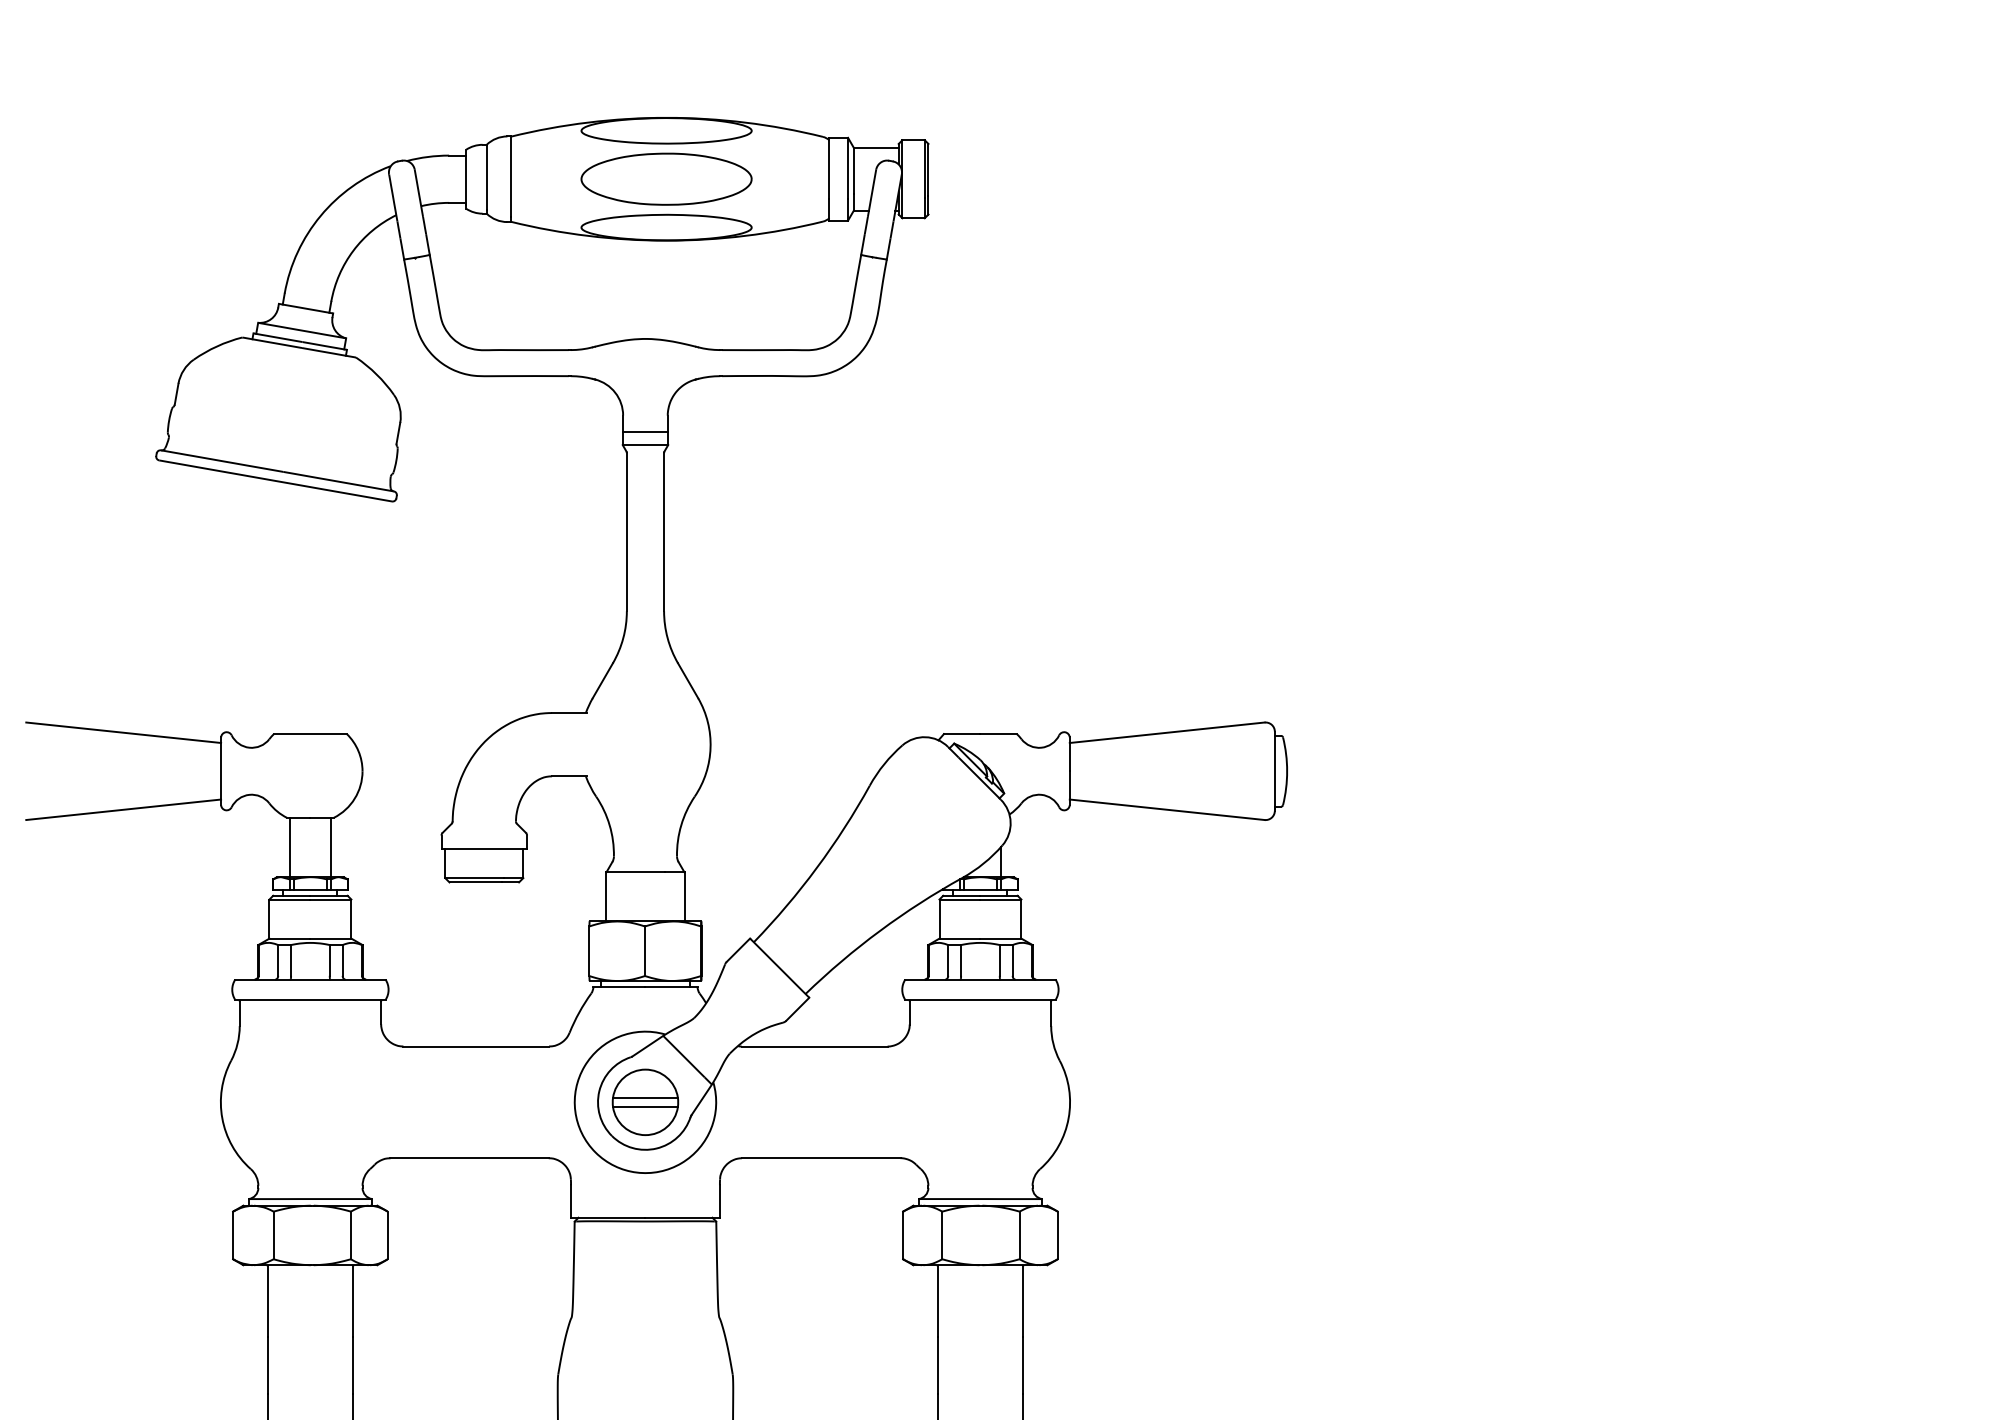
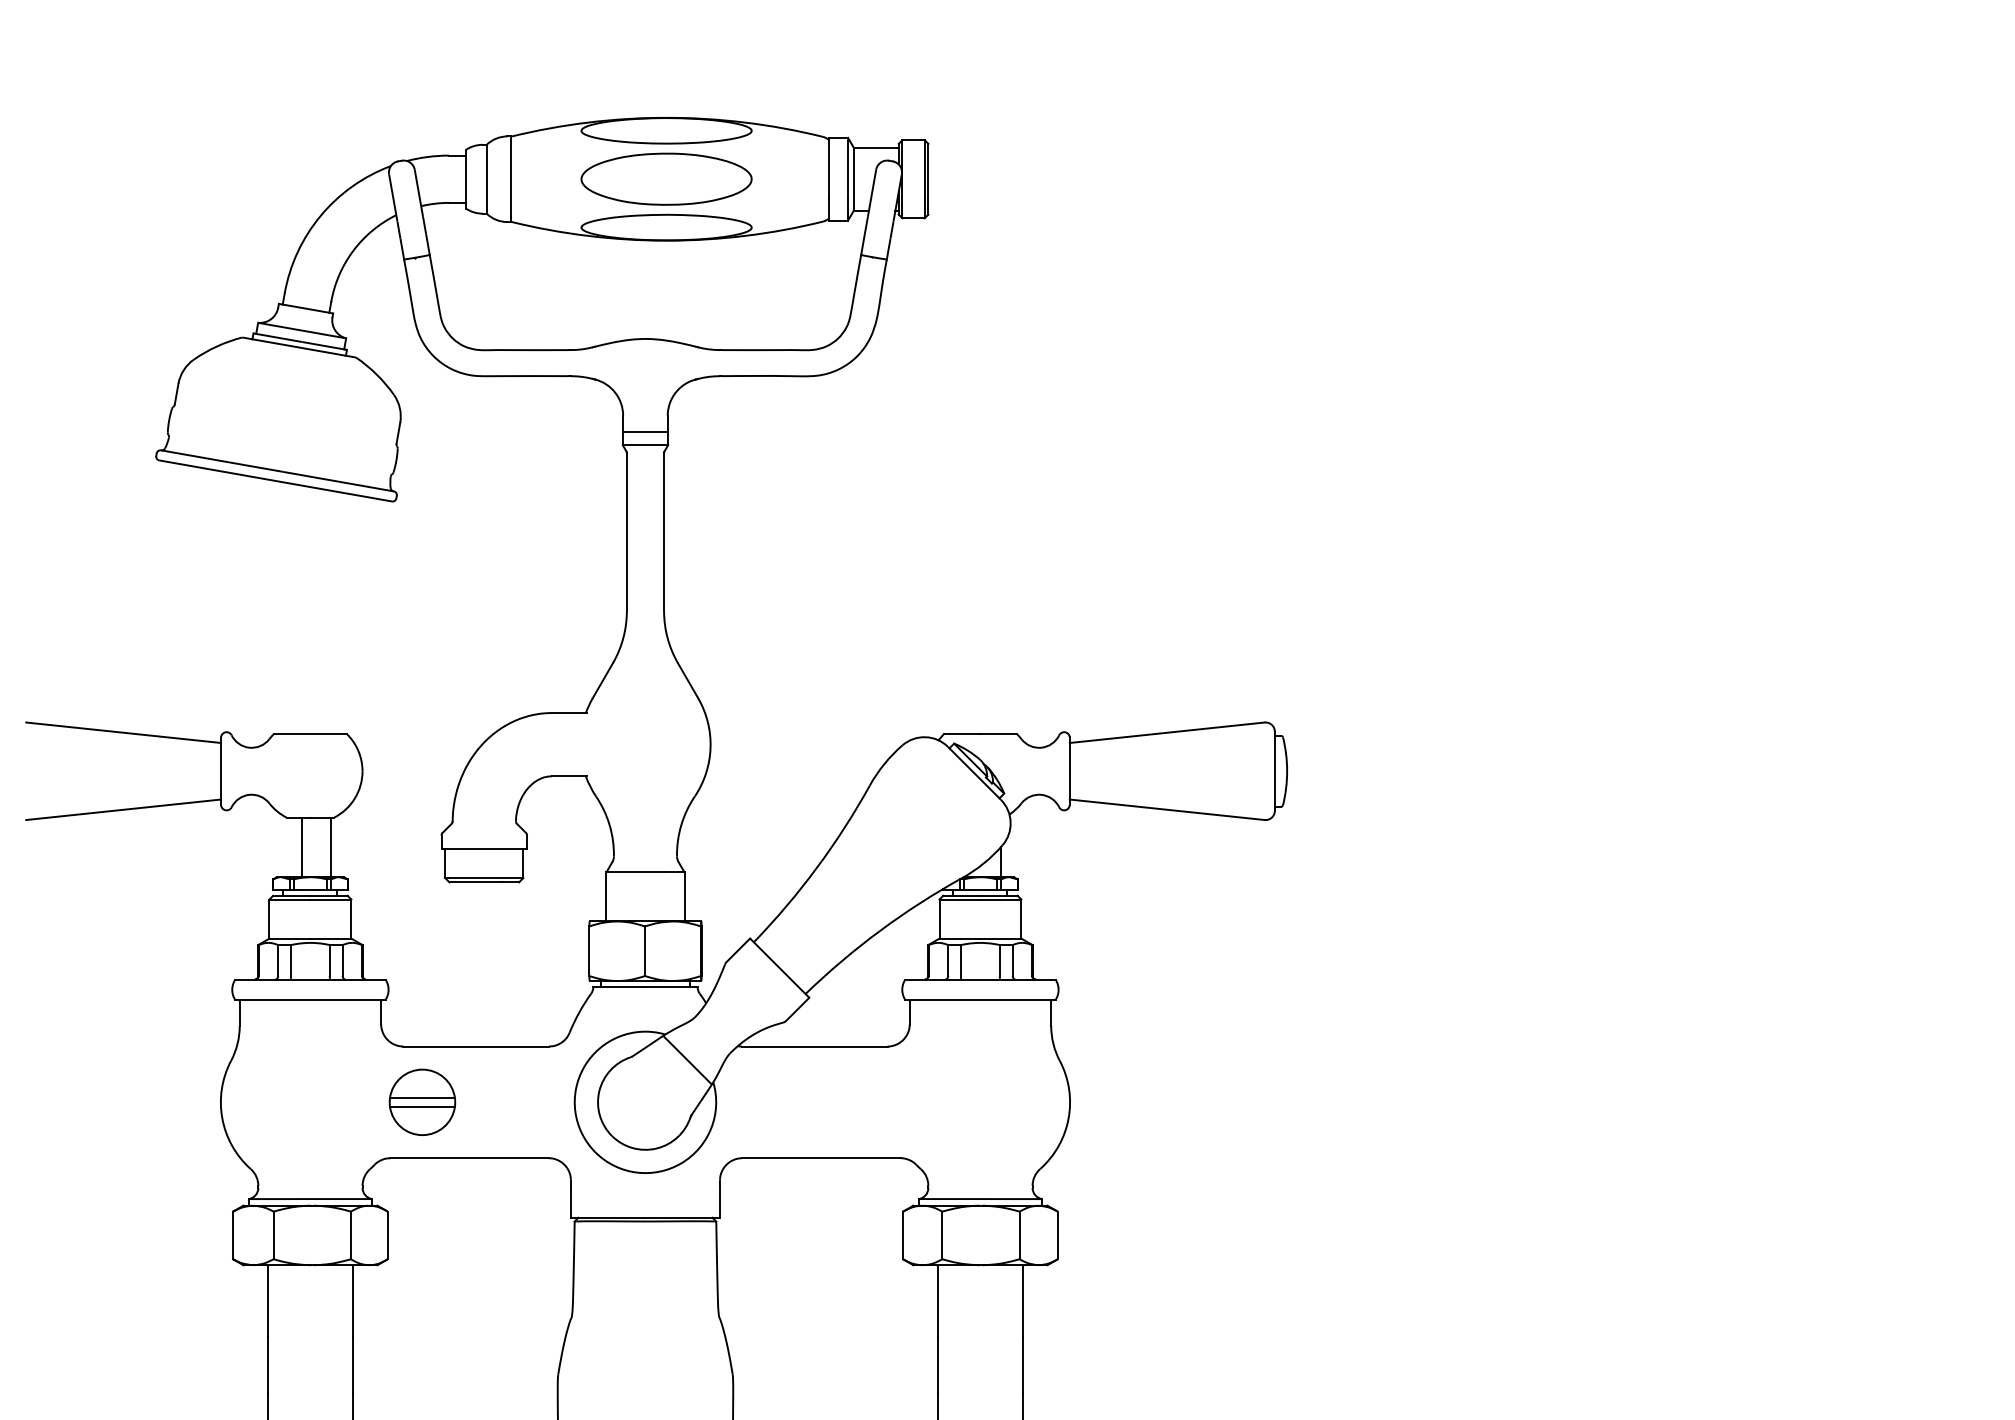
line position: (290, 847) -> (302, 847) (302, 847)
part position: (645, 1101) -> (422, 1101) (422, 1101)
